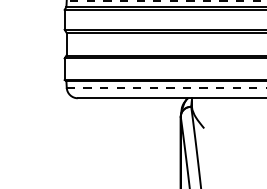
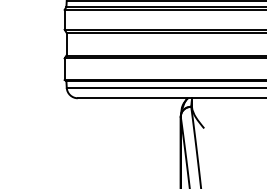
line: dashed -> solid (166, 0)
line: dashed -> solid (166, 87)
